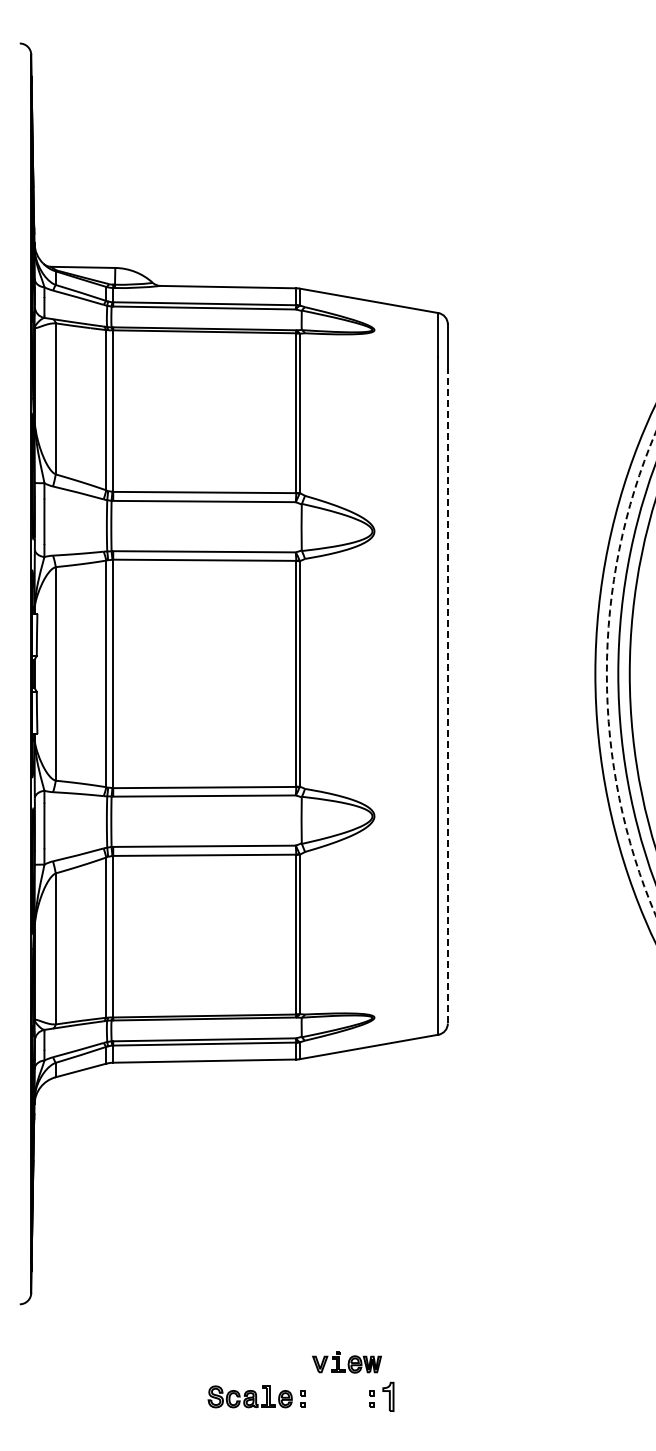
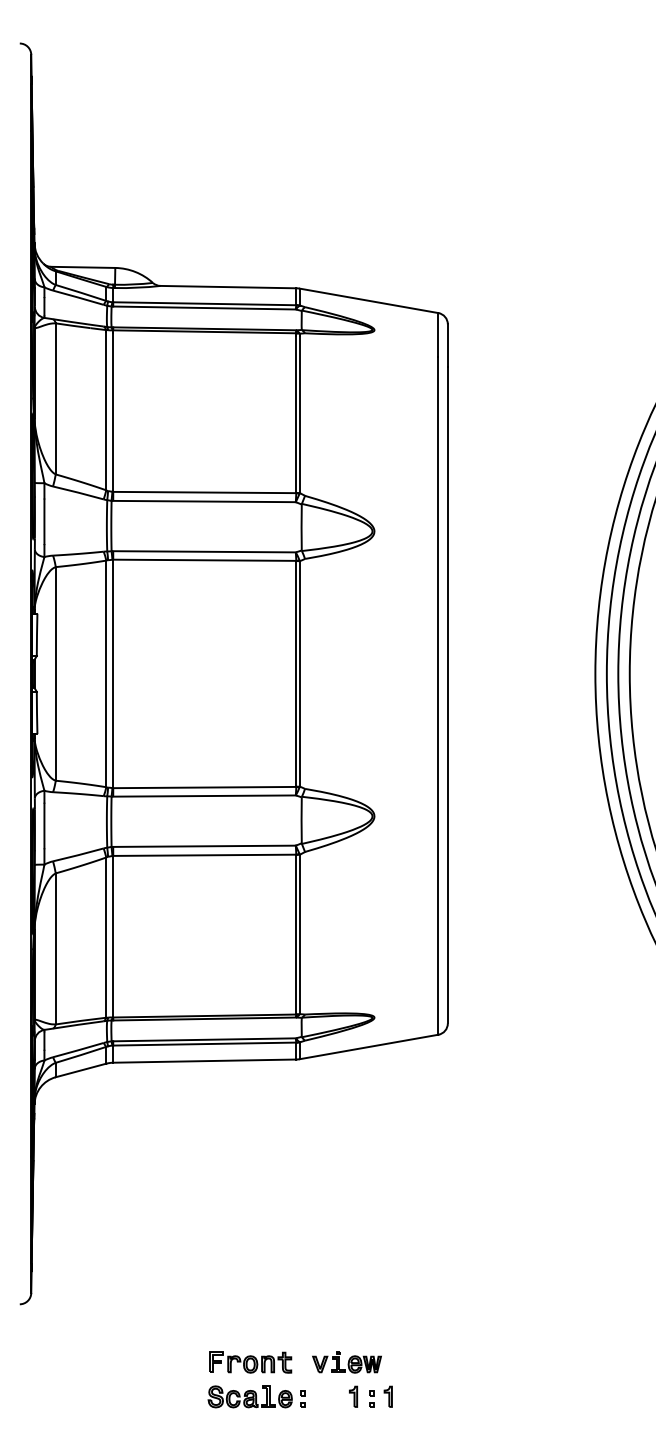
circle: dashed -> solid (630, 673)
line: dashed -> solid (447, 694)
part: none -> present (250, 1362)
part: none -> present (353, 1396)
part size: 13x31 px -> 10x23 px (387, 1396)
